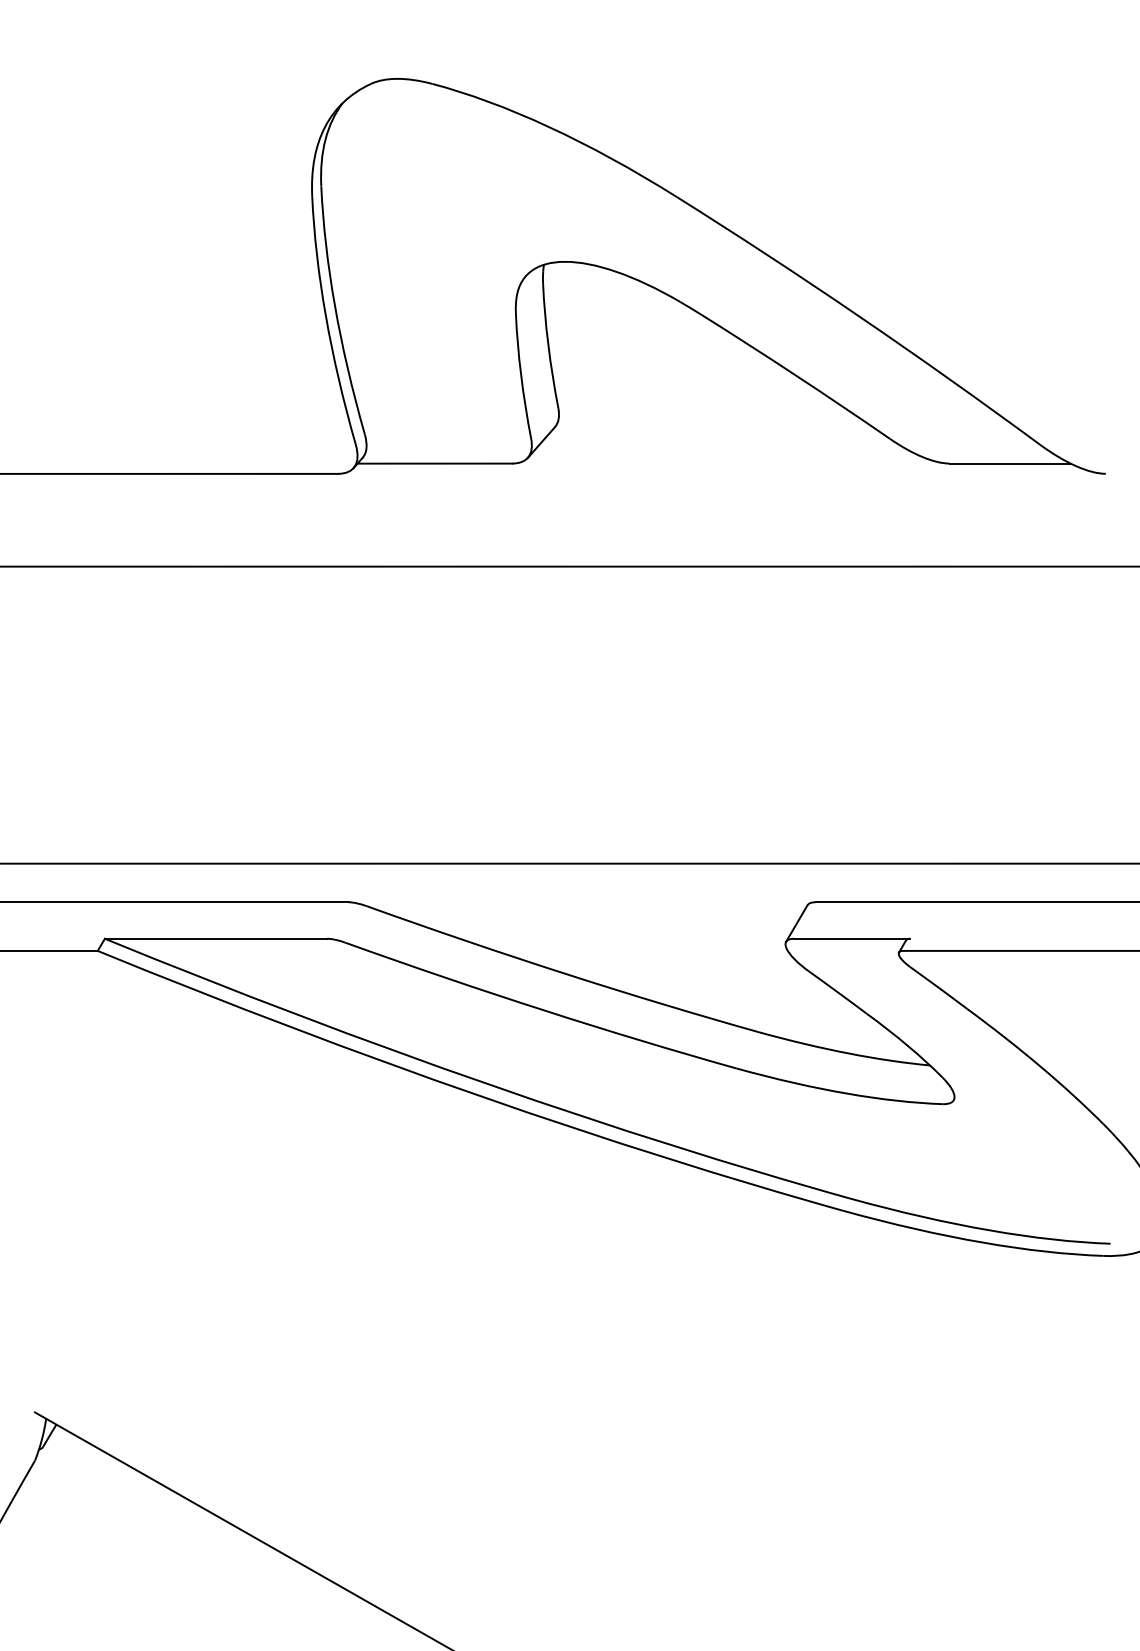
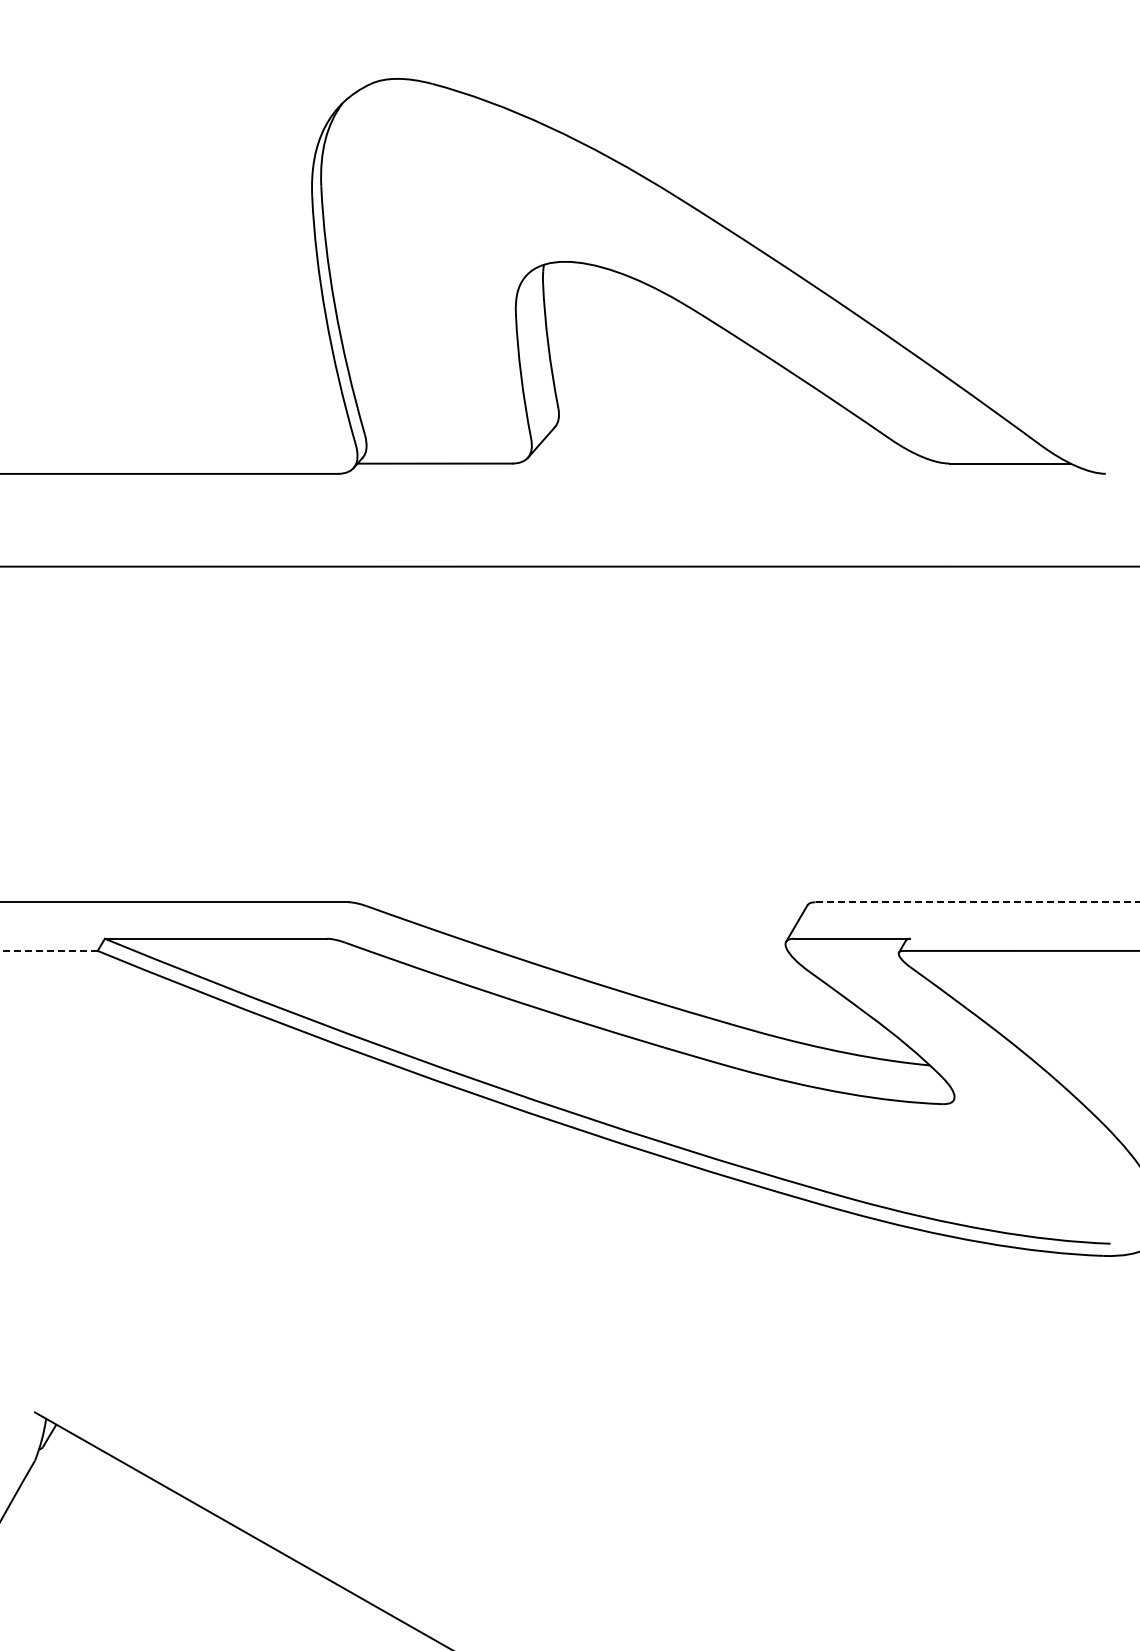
line: present -> none (569, 863)
line: solid -> dashed (977, 902)
line: solid -> dashed (48, 950)
